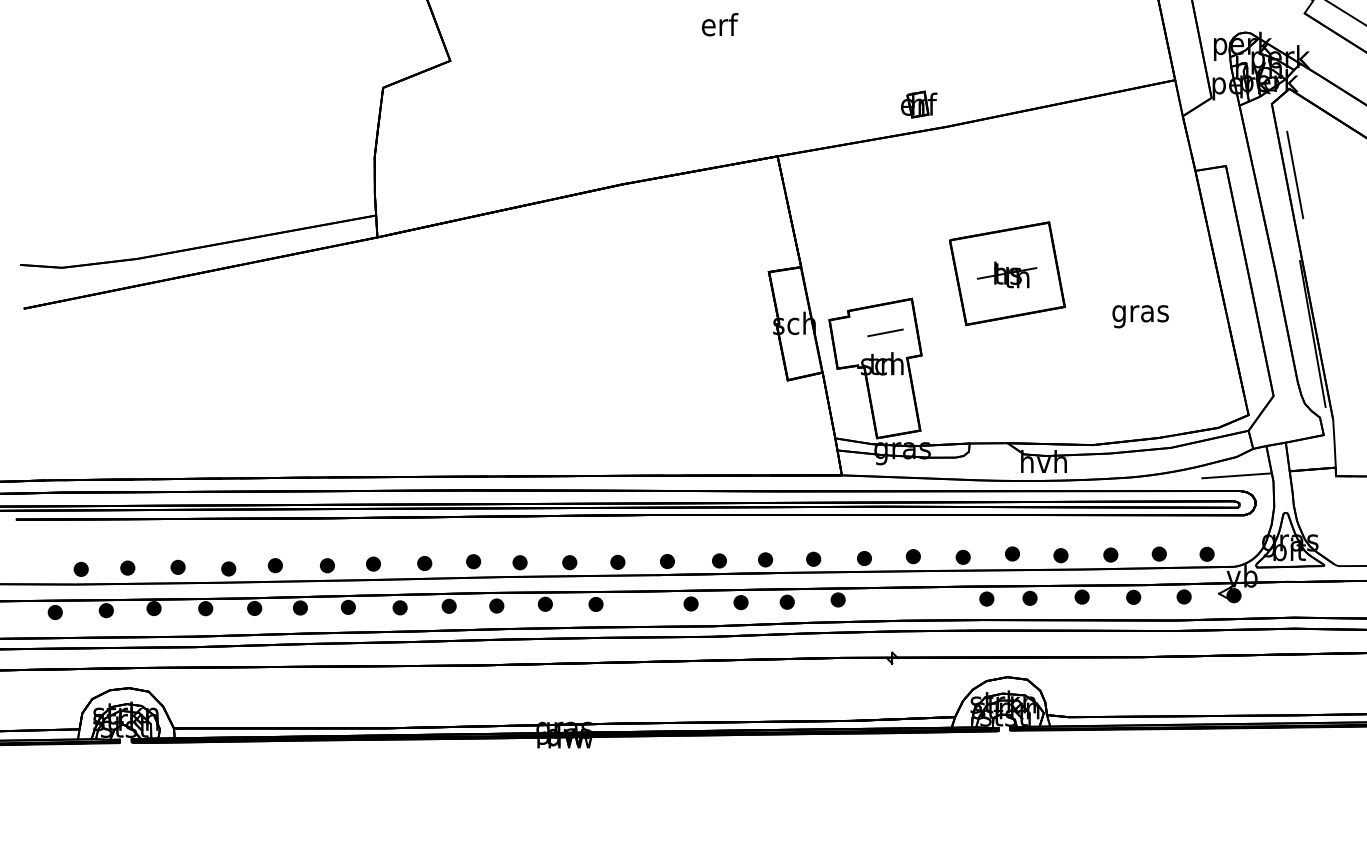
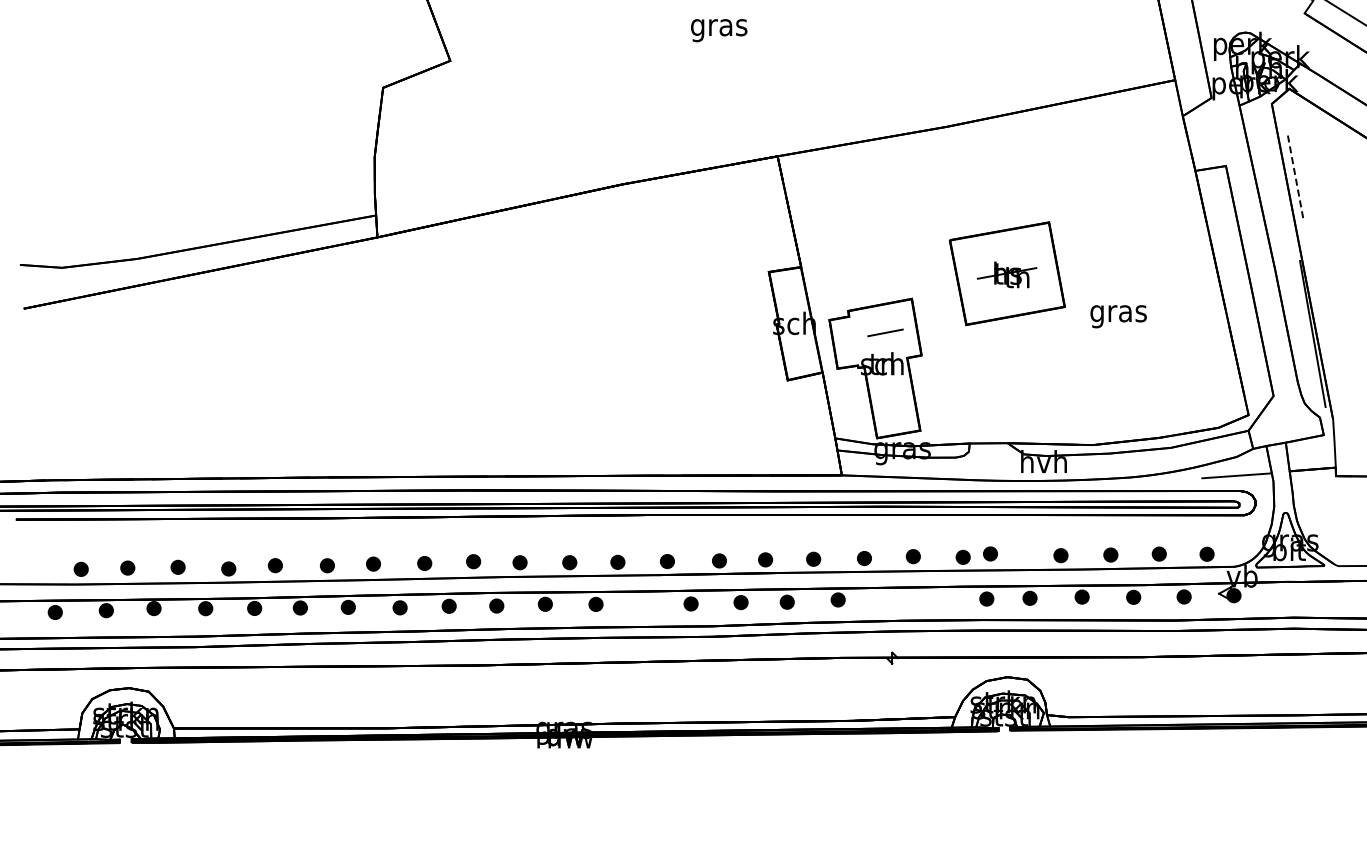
text: erf -> gras (719, 27)
part: present -> none (919, 104)
line: solid -> dashed (1295, 175)
text position: (1140, 316) -> (1118, 316) (1118, 316)
part position: (1012, 553) -> (990, 553) (990, 553)
